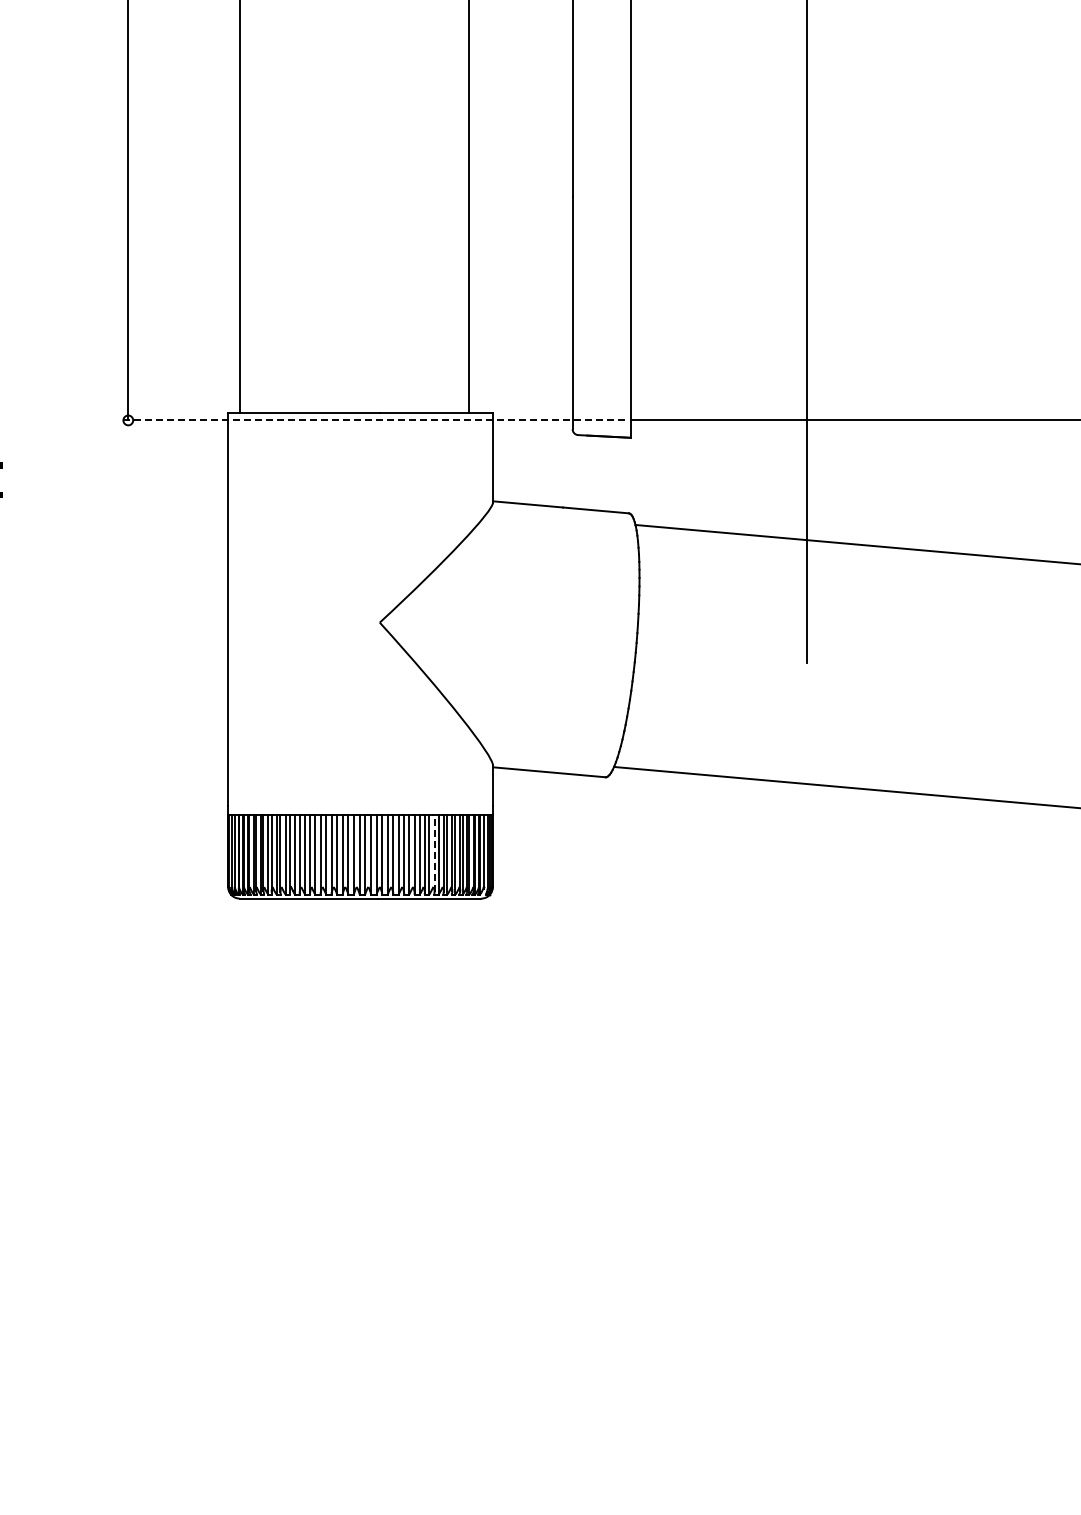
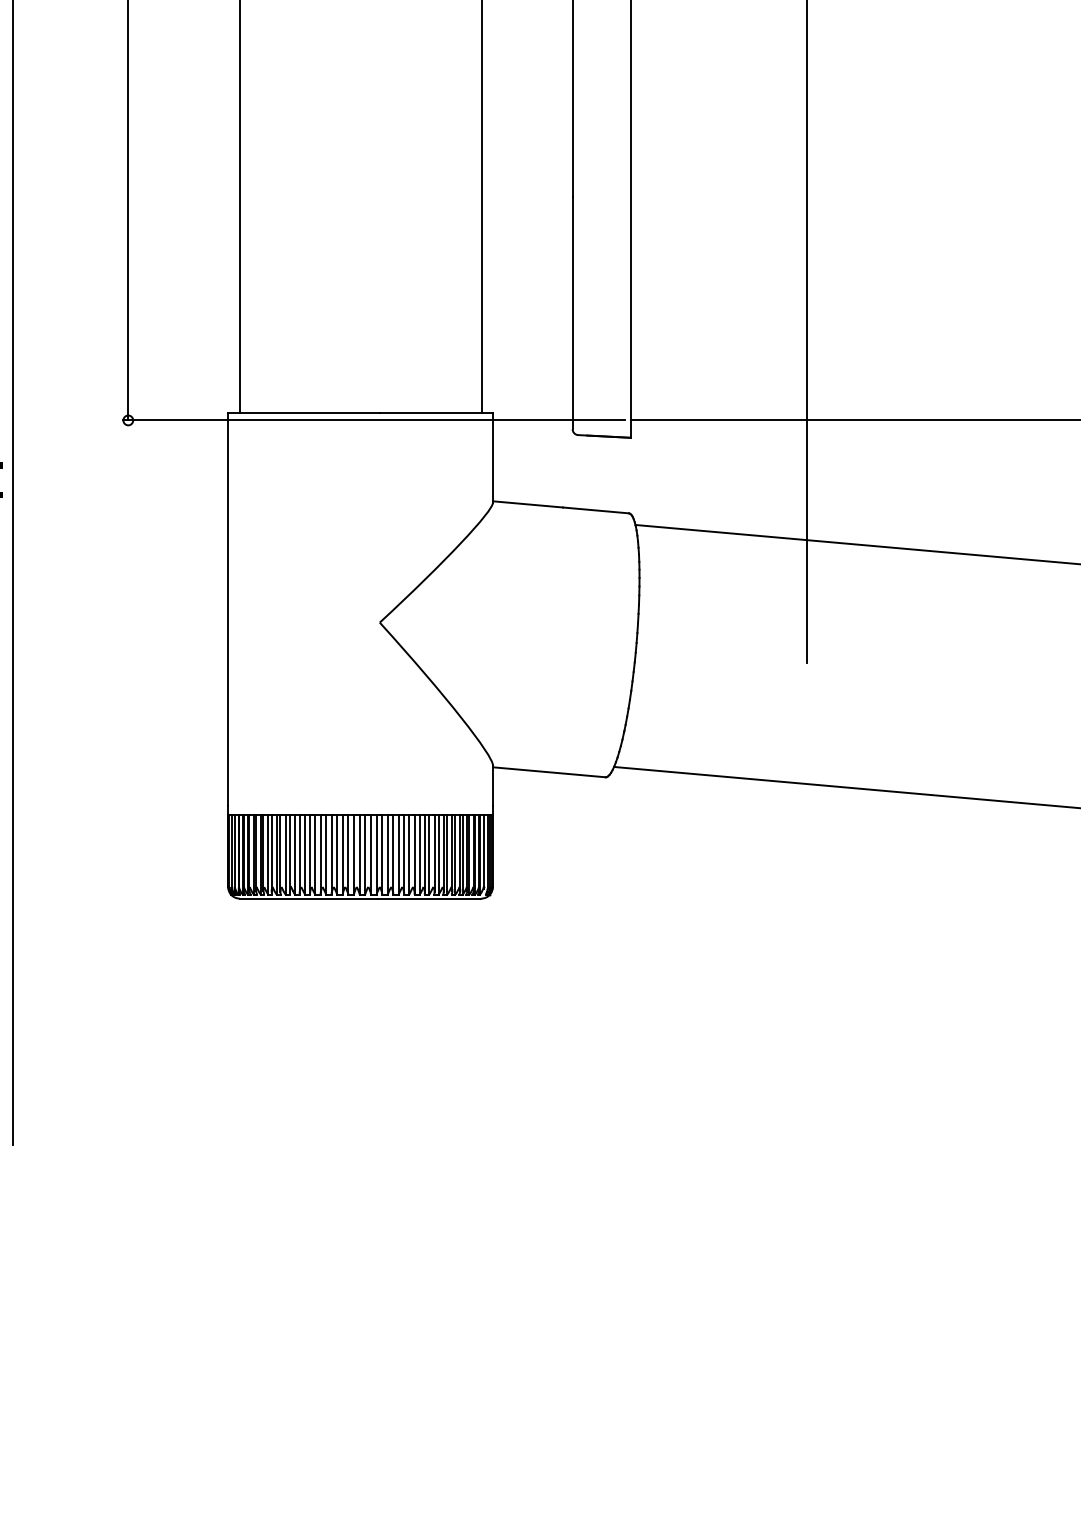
line position: (469, 207) -> (482, 207) (482, 207)
line: dashed -> solid (373, 420)
line: none -> present (12, 573)
line: dashed -> solid (434, 853)
